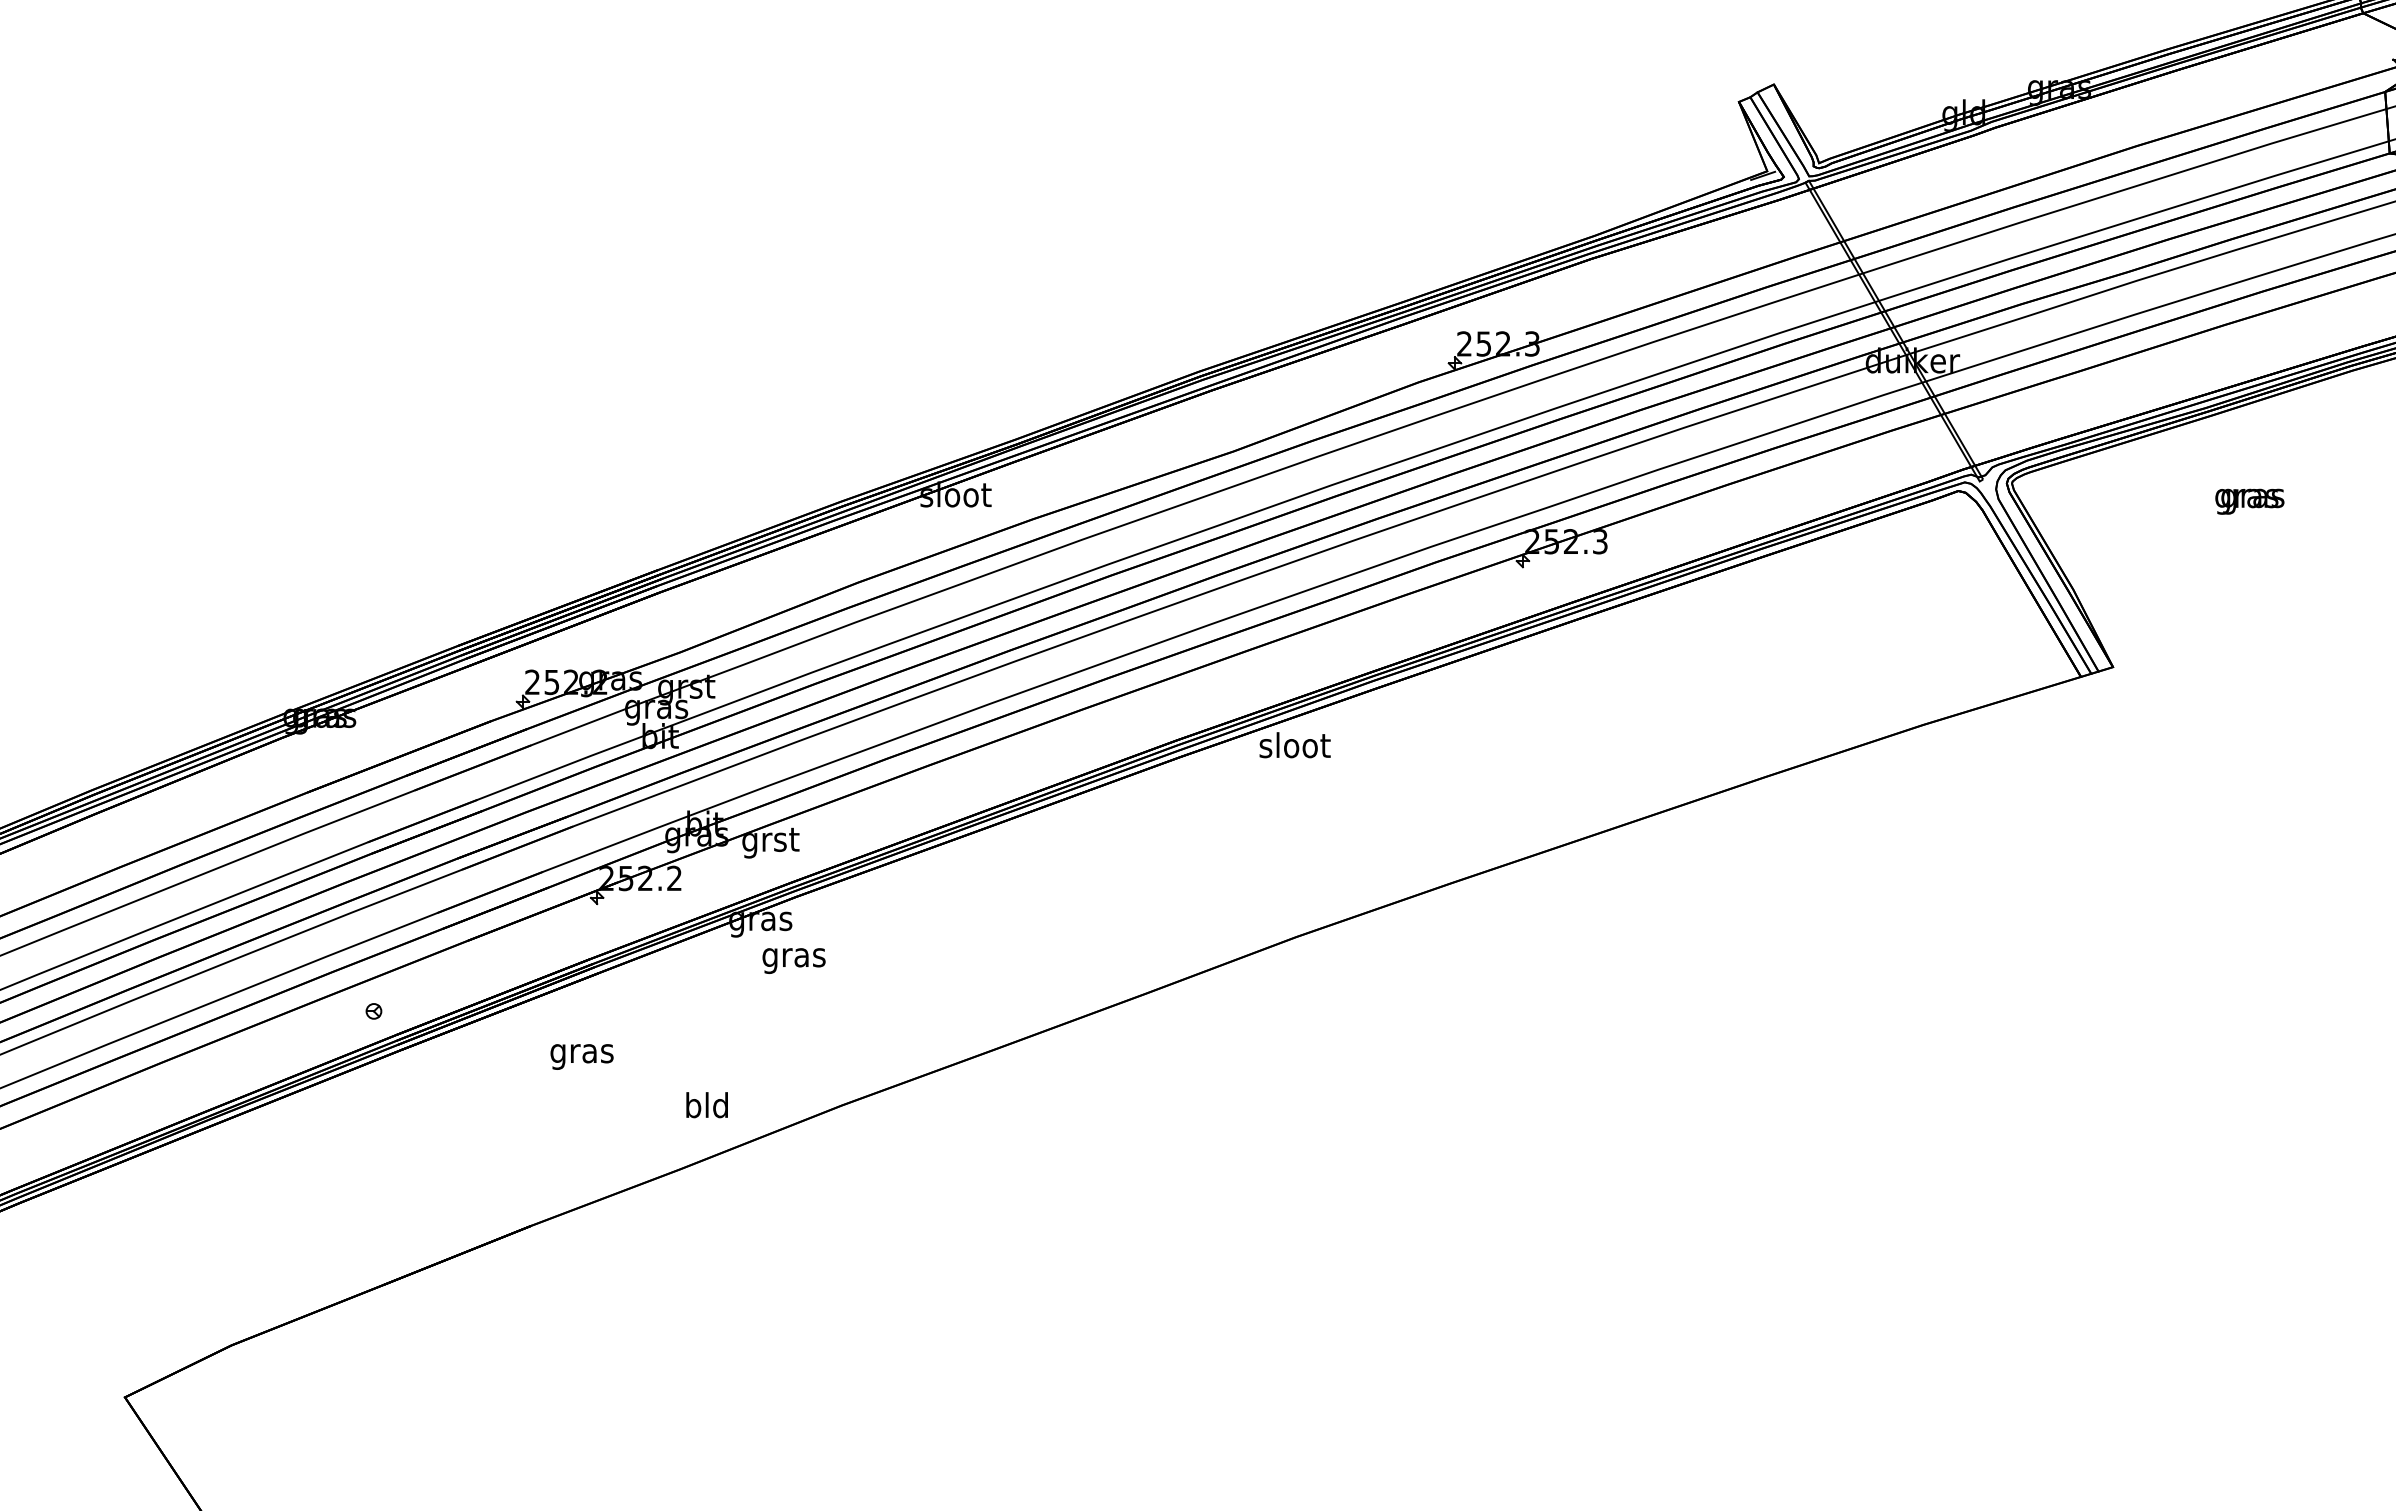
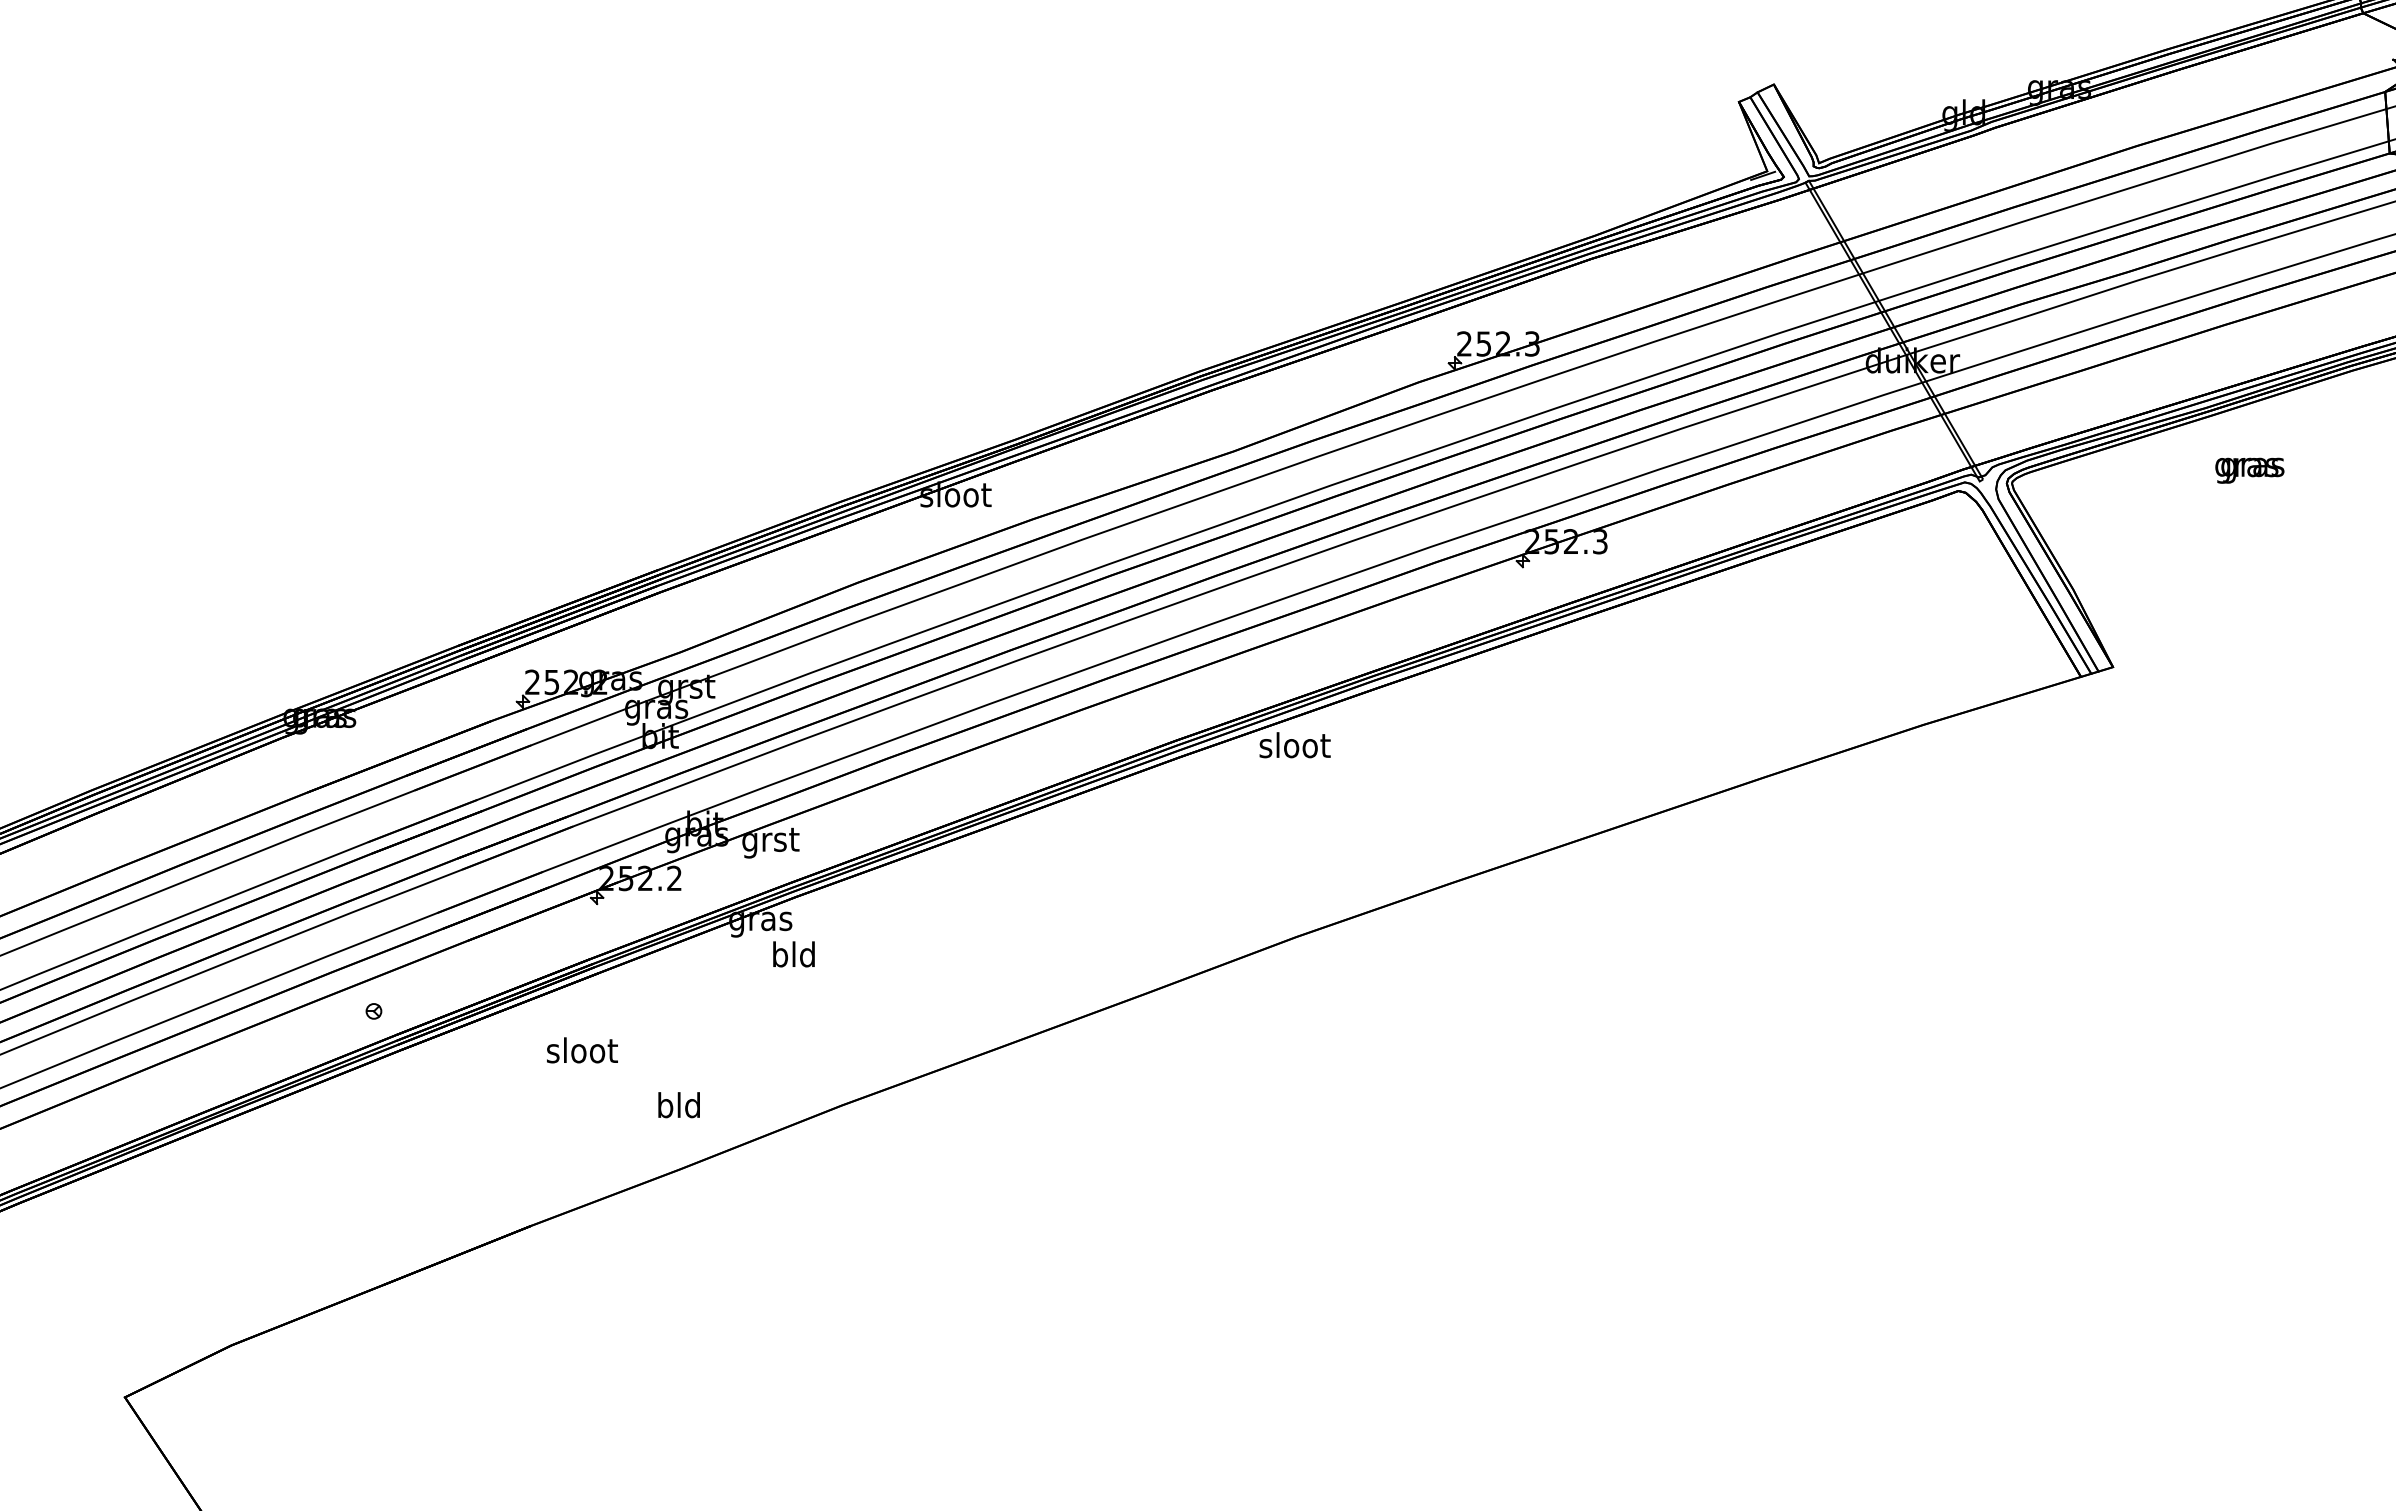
text position: (2249, 501) -> (2249, 470) (2249, 470)
text: gras -> bld (793, 957)
text: gras -> sloot (582, 1053)
text position: (706, 1105) -> (678, 1105) (678, 1105)
